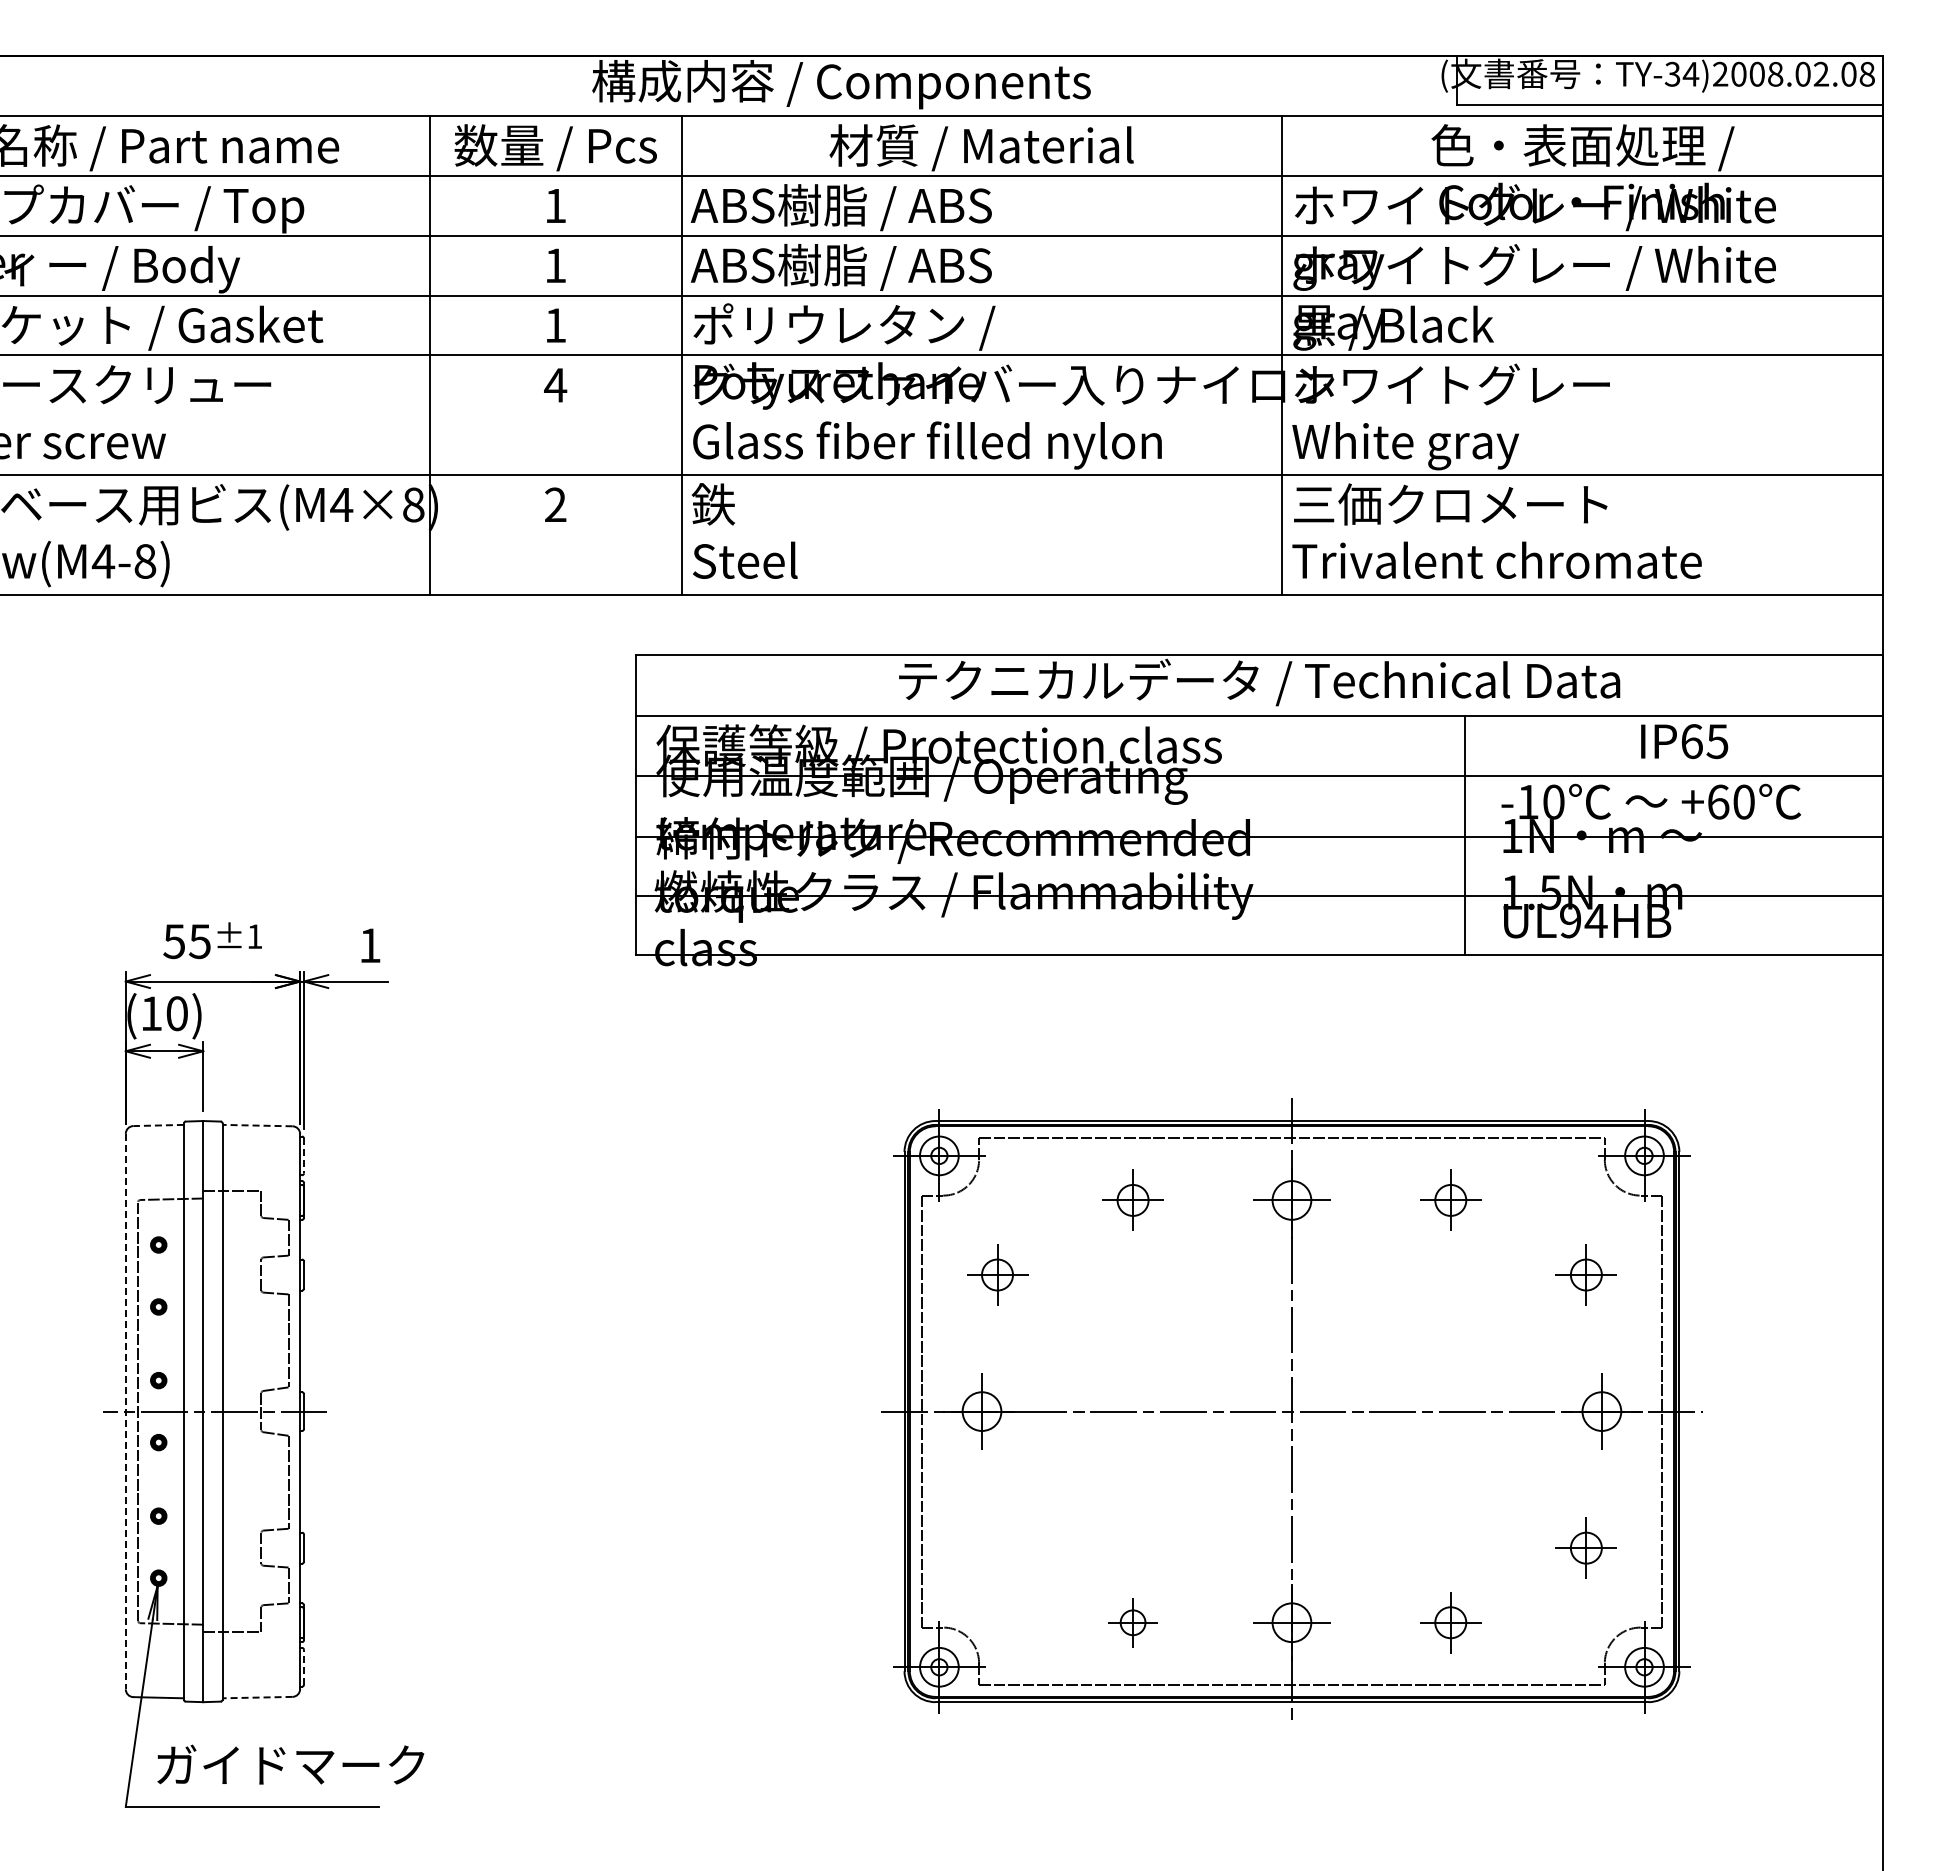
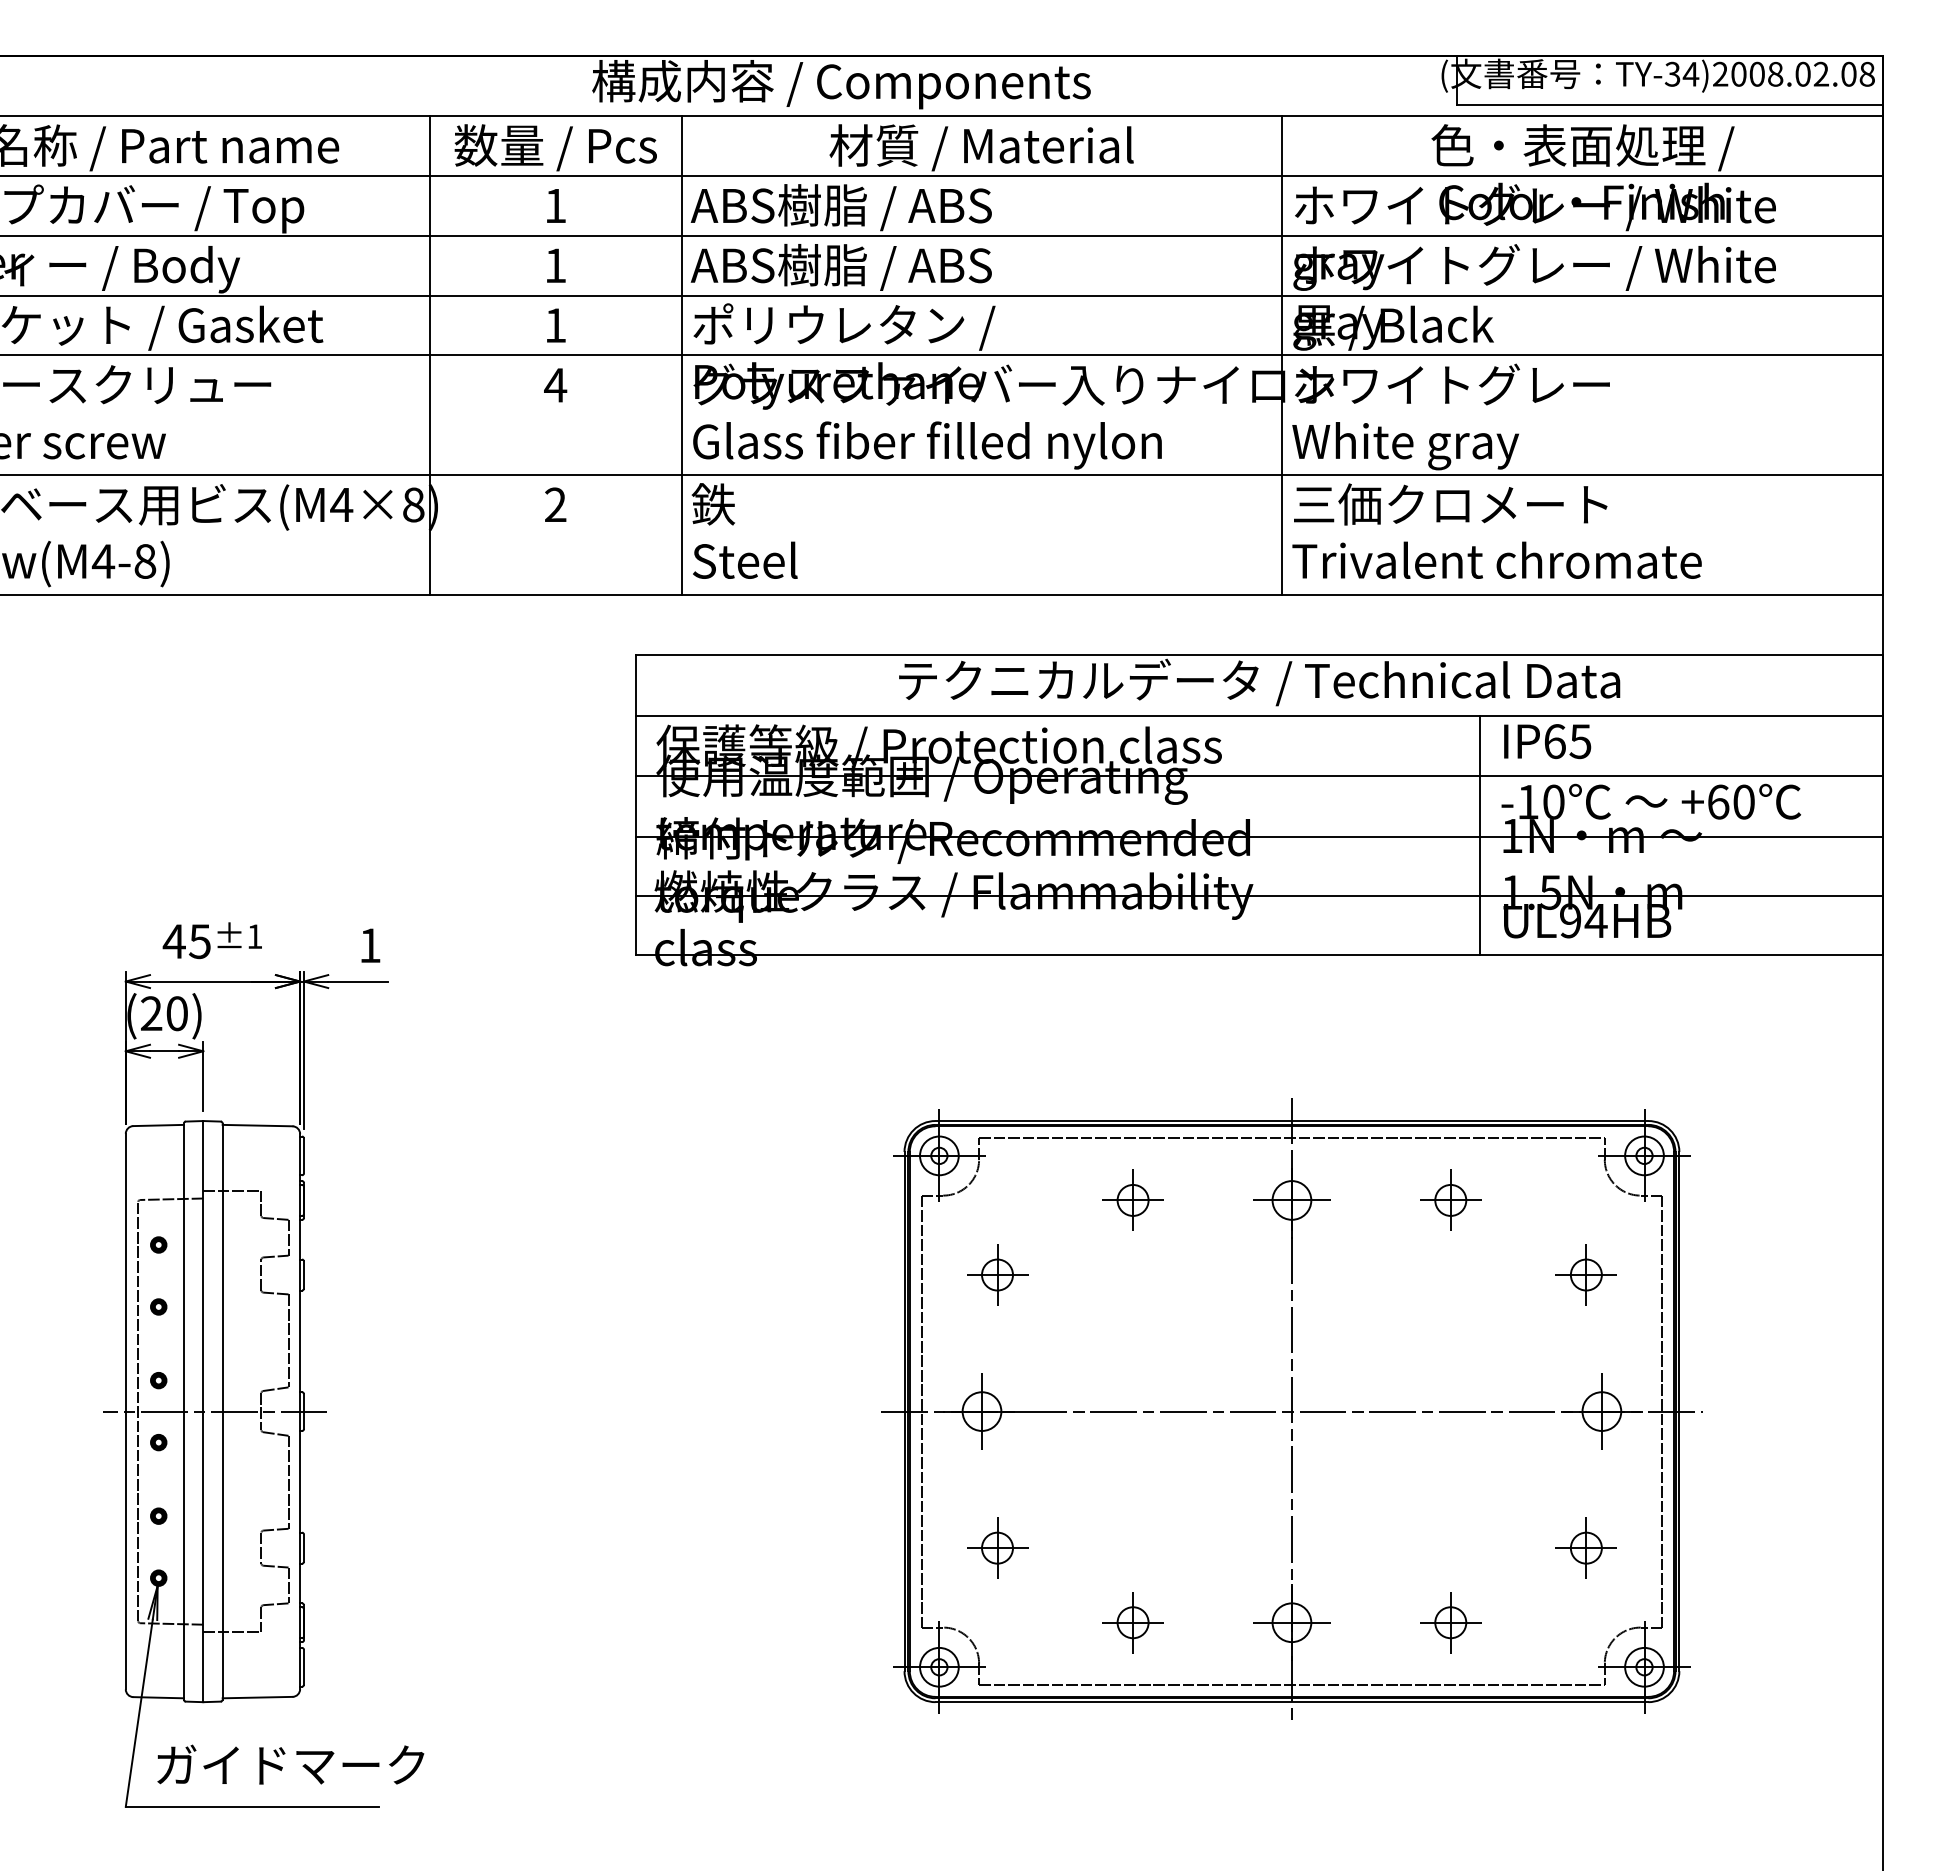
text position: (1684, 741) -> (1547, 741) (1547, 741)
line position: (1465, 834) -> (1480, 834) (1480, 834)
text: 55 -> 45 (173, 941)
text: (10) -> (20) (151, 1013)
line: dashed -> solid (158, 1125)
line: dashed -> solid (257, 1125)
line: dashed -> solid (304, 1156)
line: dashed -> solid (125, 1411)
part: none -> present (997, 1547)
part size: 50x50 px -> 62x62 px (1132, 1622)
line: dashed -> solid (304, 1666)
line: dashed -> solid (257, 1697)
